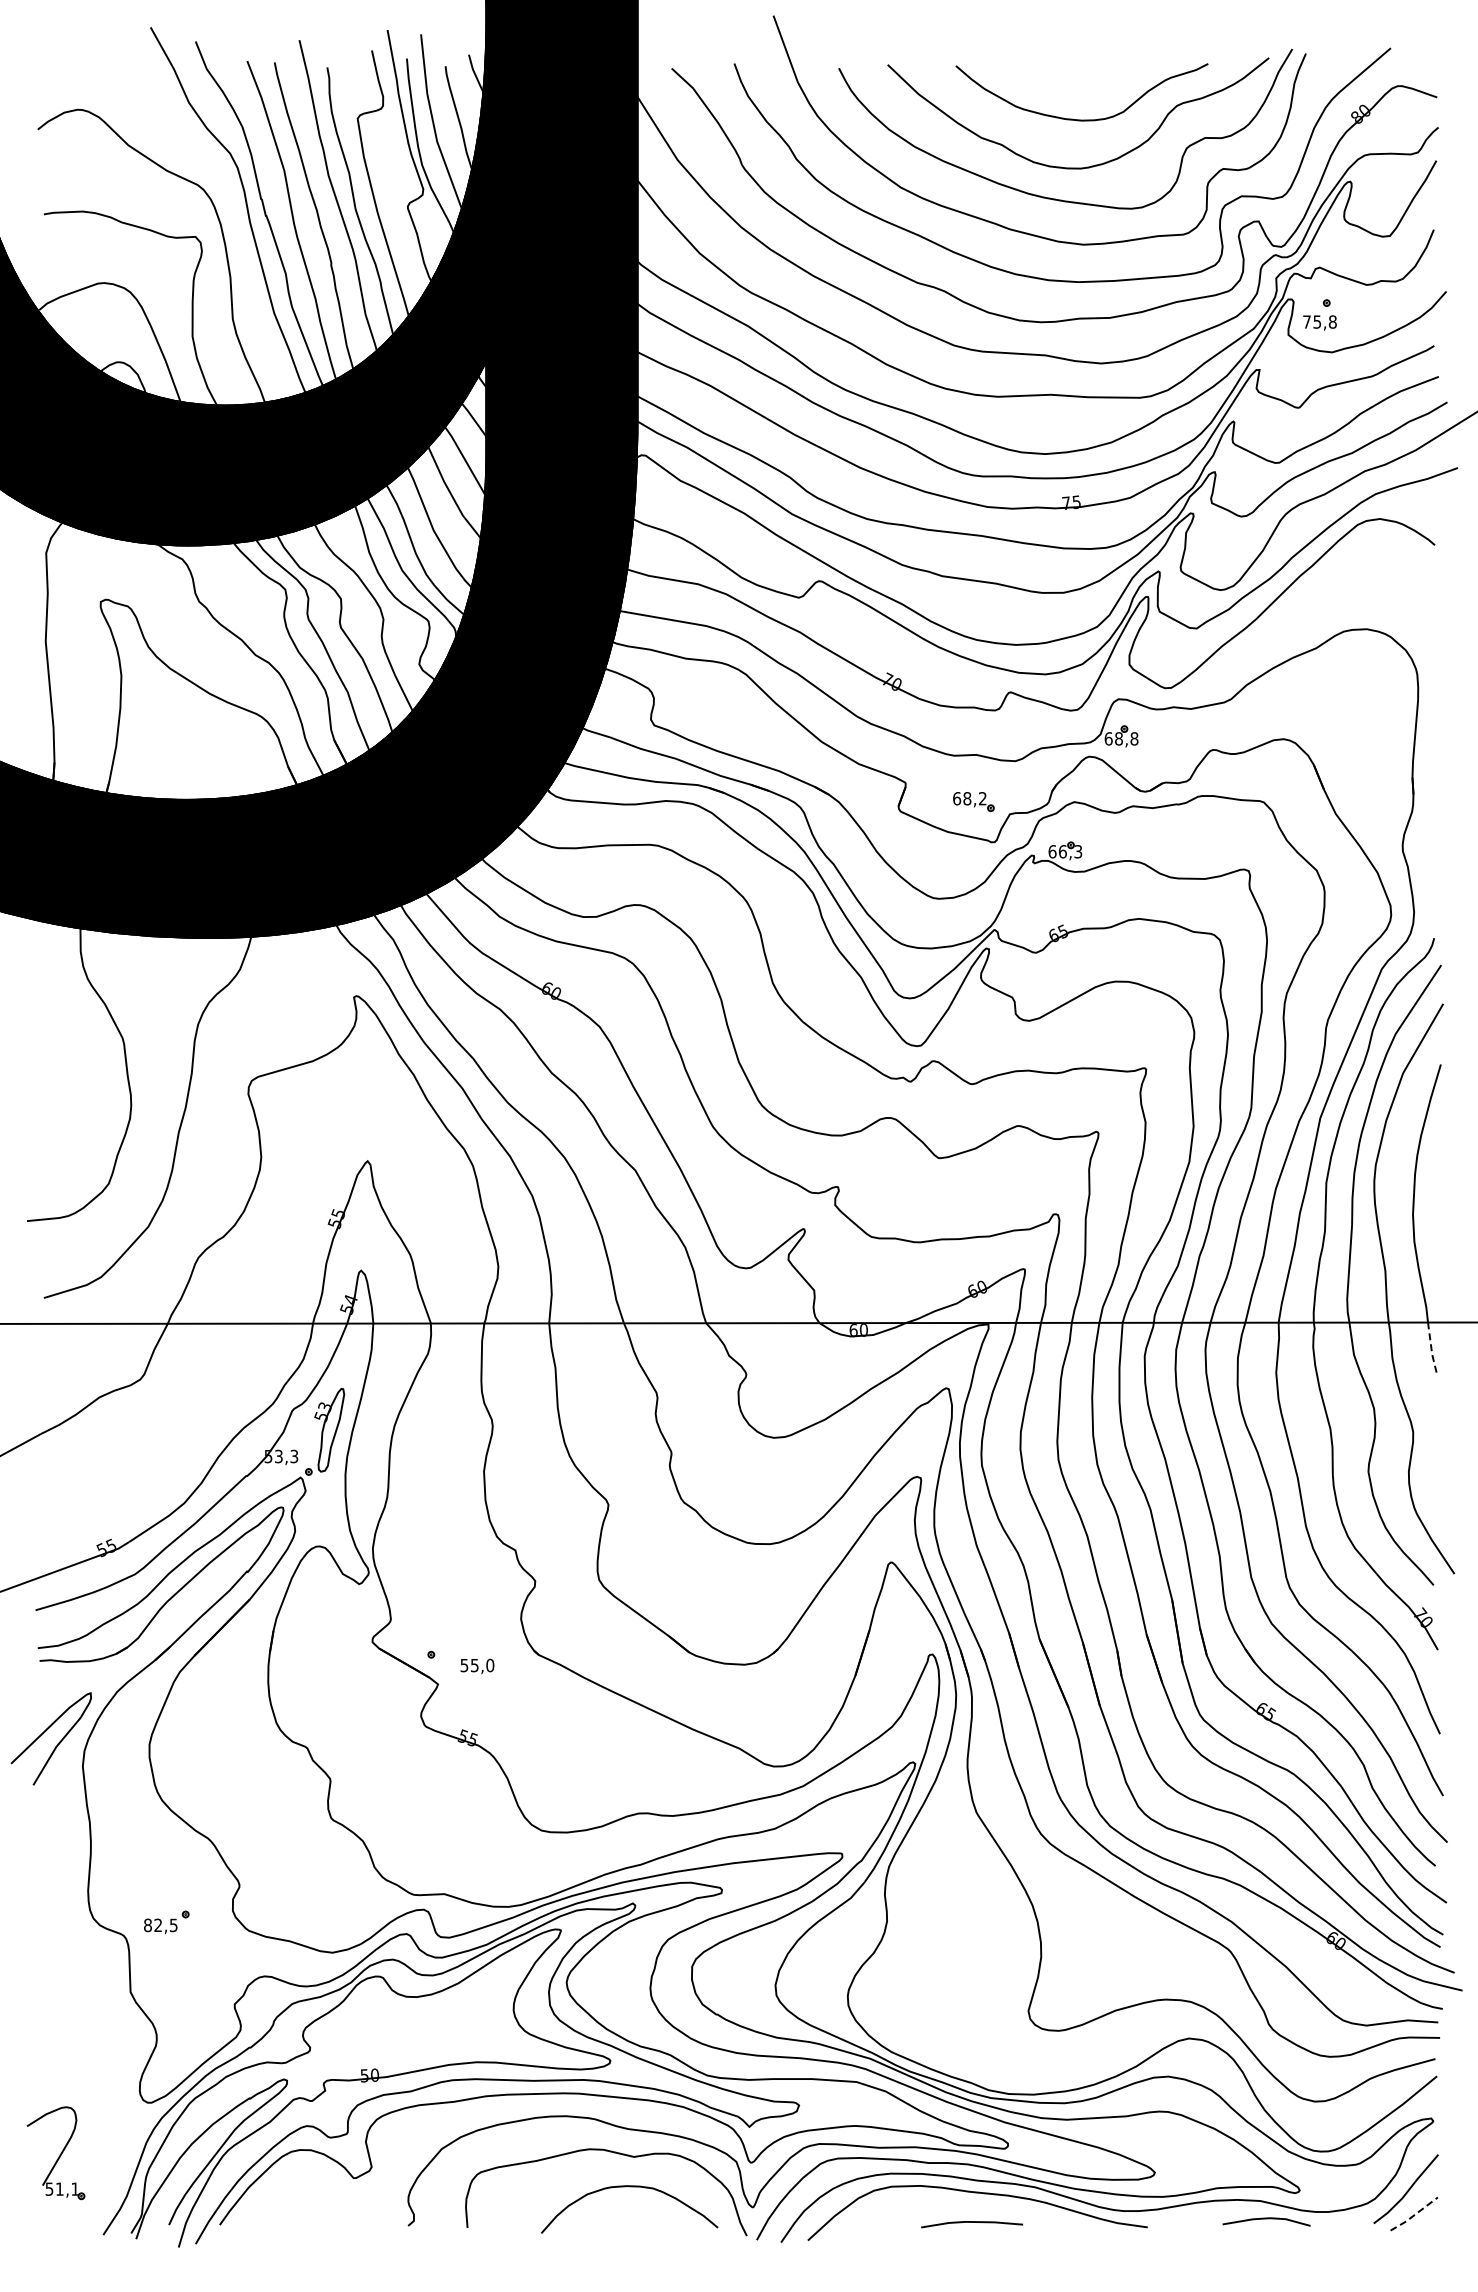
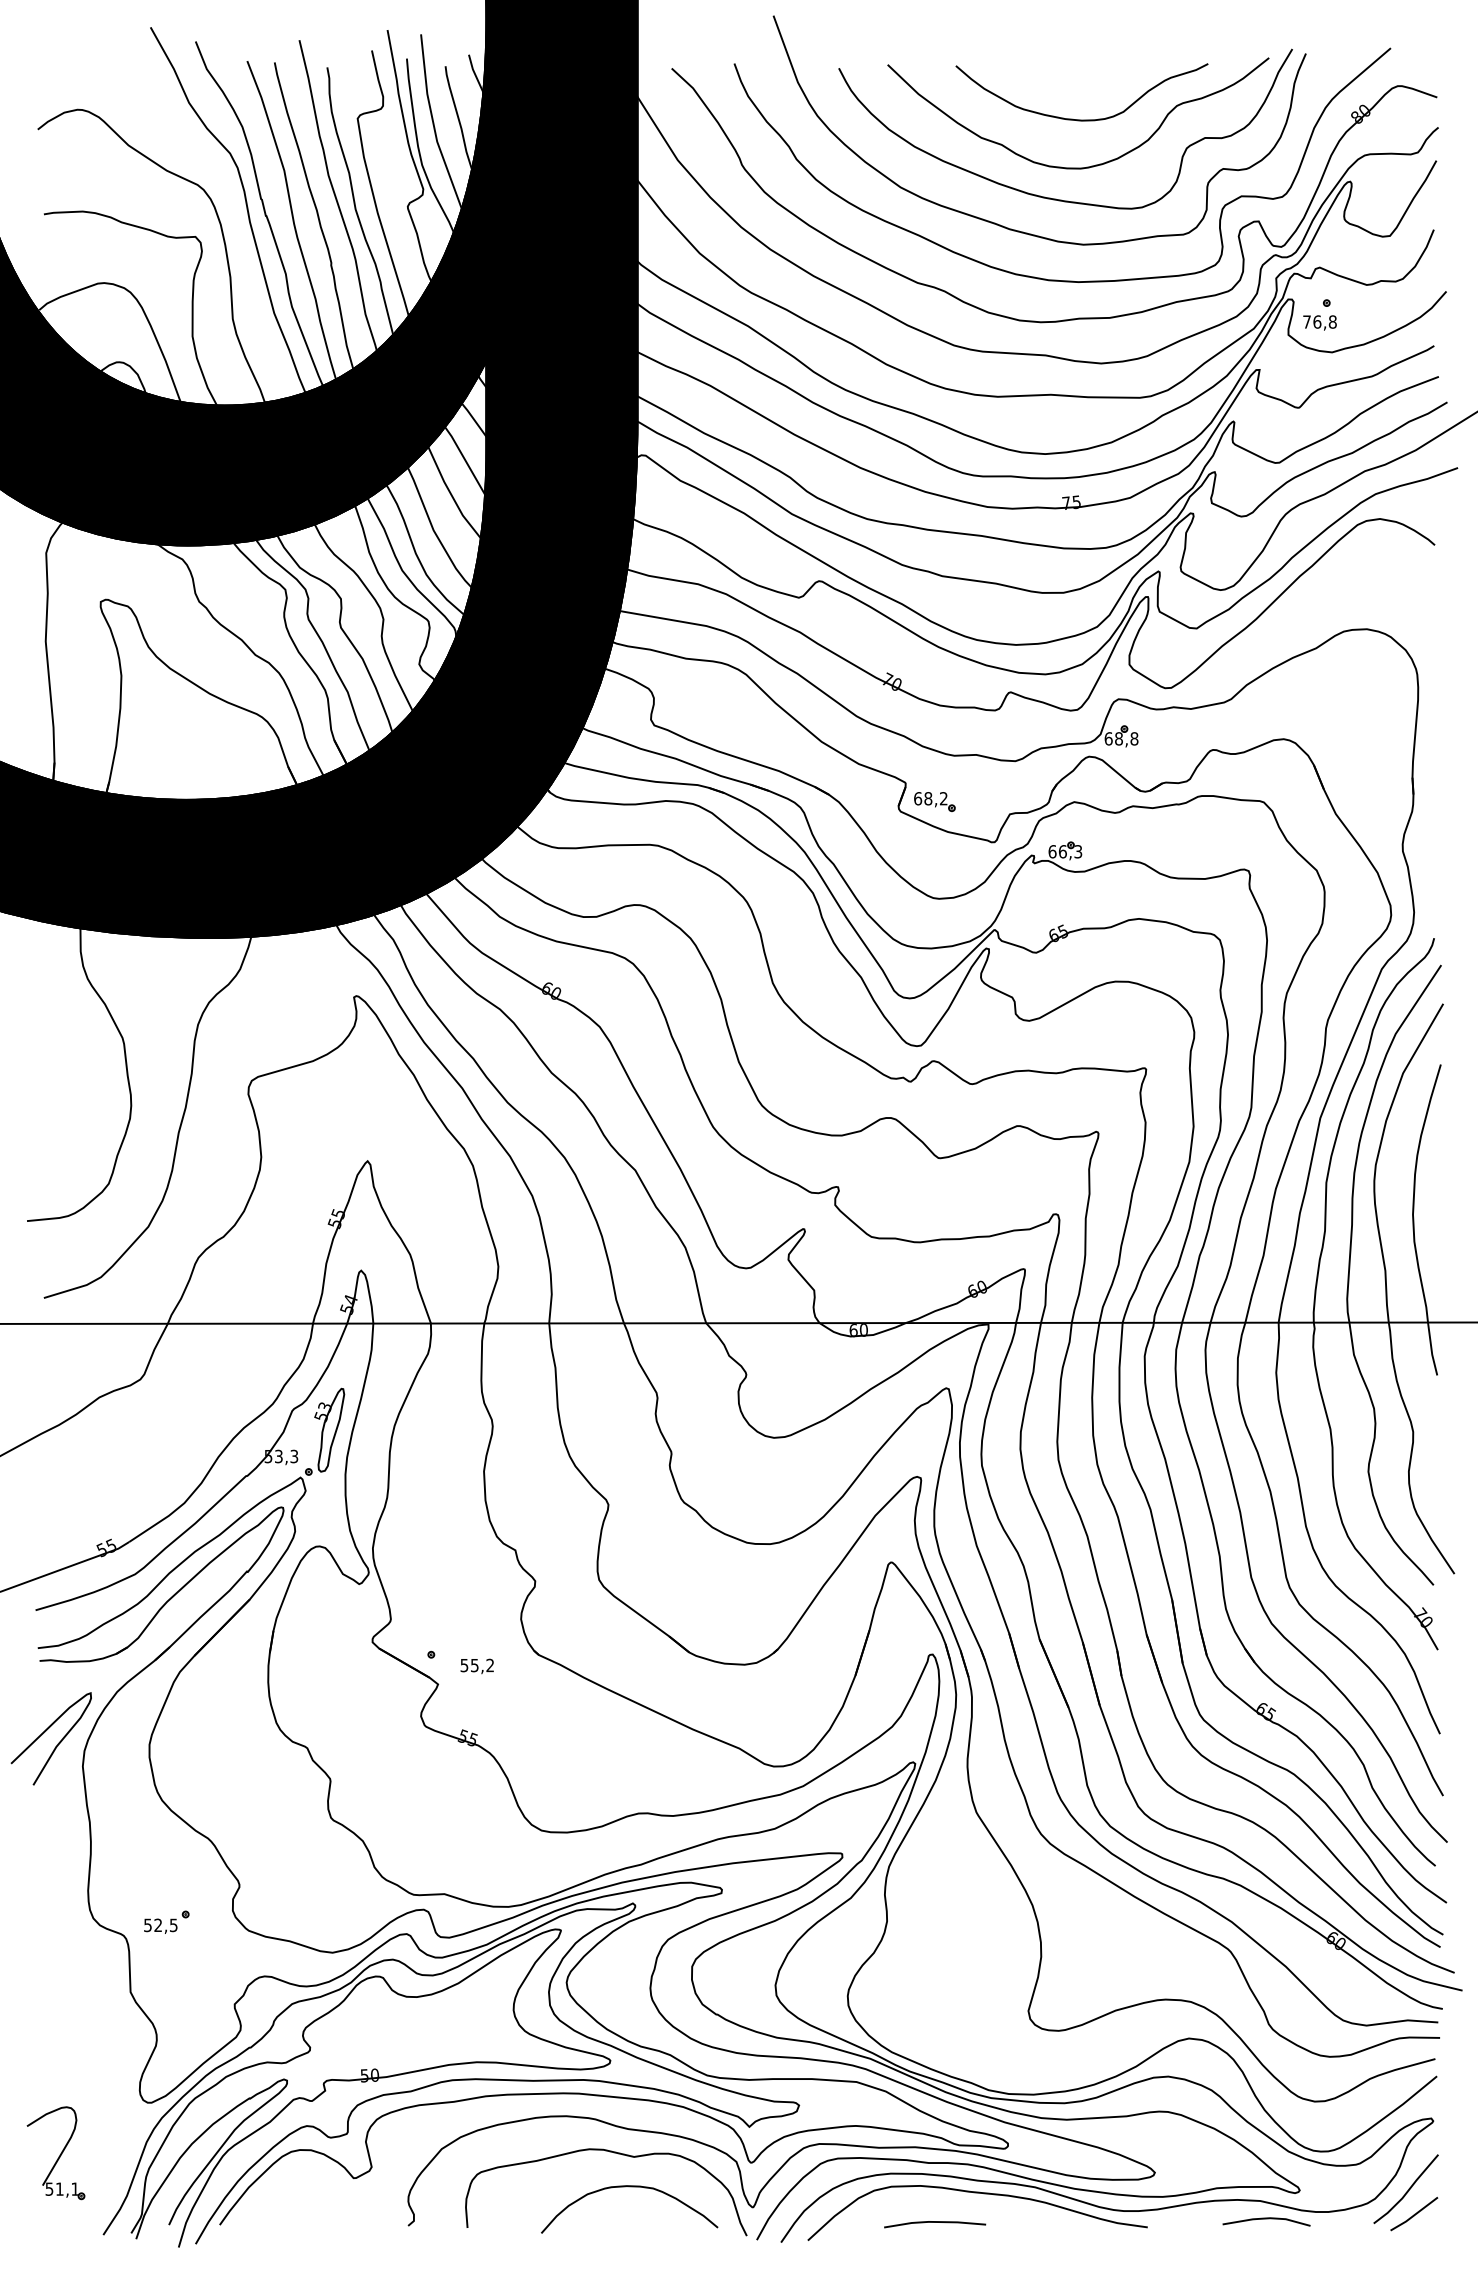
text: 75,8 -> 76,8 (1317, 321)
part position: (973, 801) -> (934, 801) (934, 801)
line: dashed -> solid (1431, 1349)
text: 55,0 -> 55,2 (490, 1665)
text: 82,5 -> 52,5 (147, 1925)
line: dashed -> solid (1414, 2214)
line position: (972, 2222) -> (935, 2222) (935, 2222)
